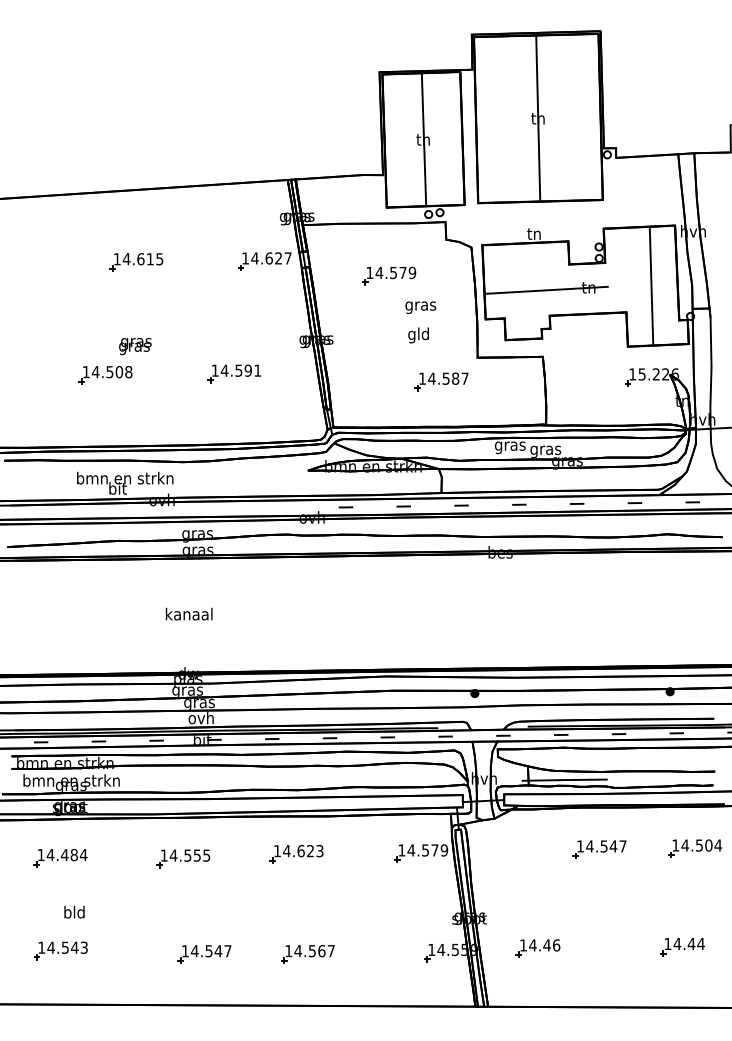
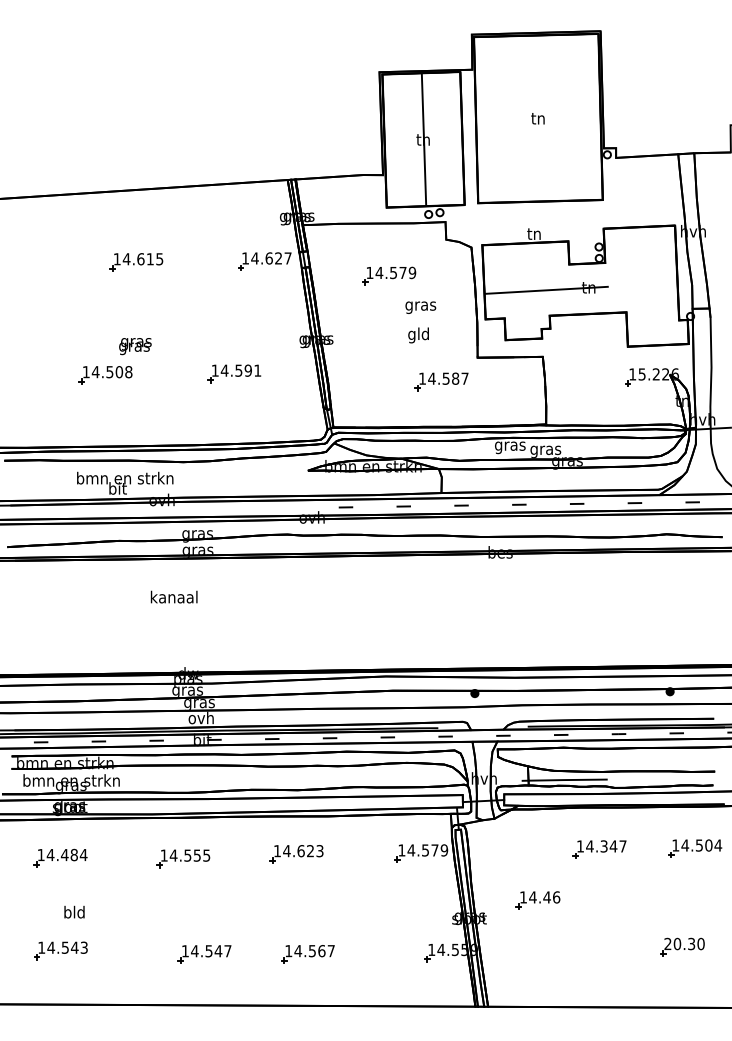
line: present -> none (538, 118)
line: present -> none (651, 285)
text position: (188, 613) -> (173, 596) (173, 596)
text: 14.547 -> 14.347 (604, 845)
text: 14.44 -> 20.30 (684, 943)
part position: (537, 948) -> (537, 900) (537, 900)
